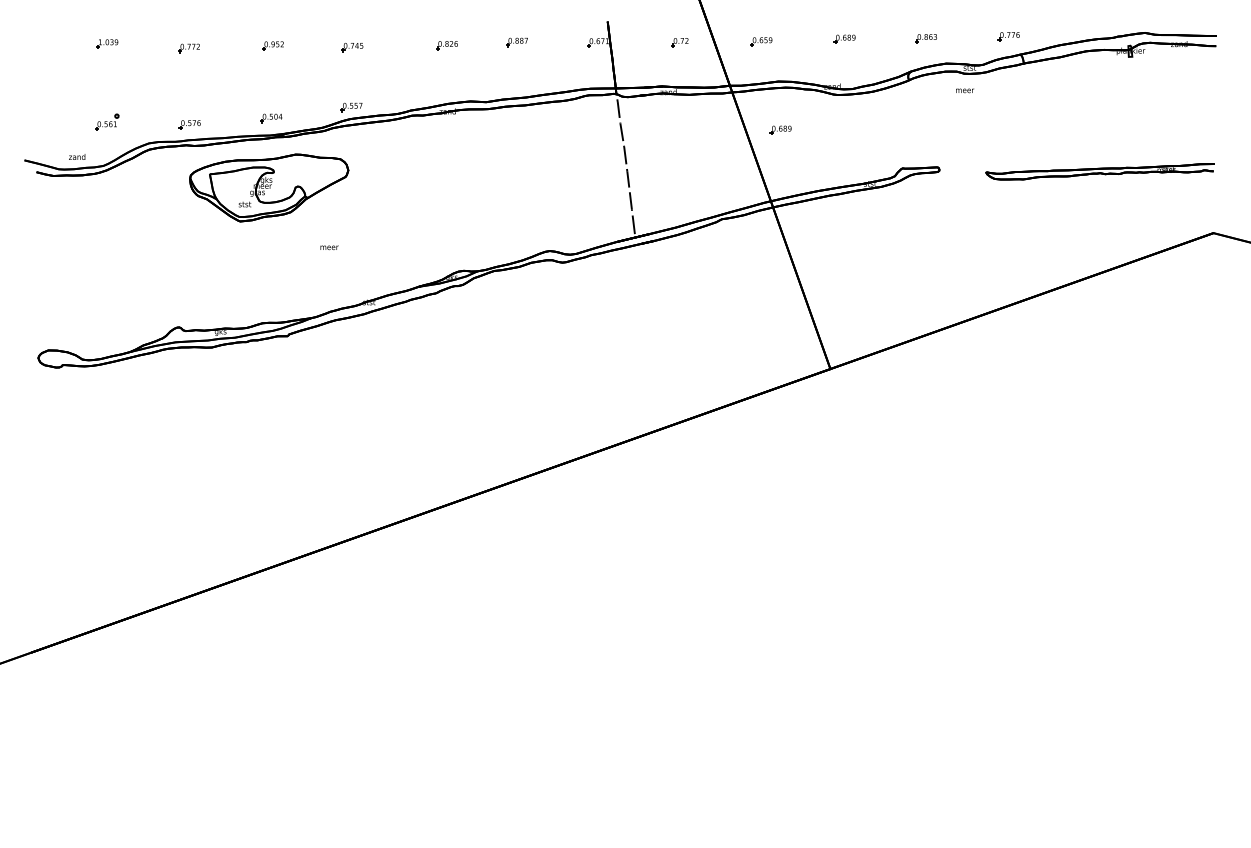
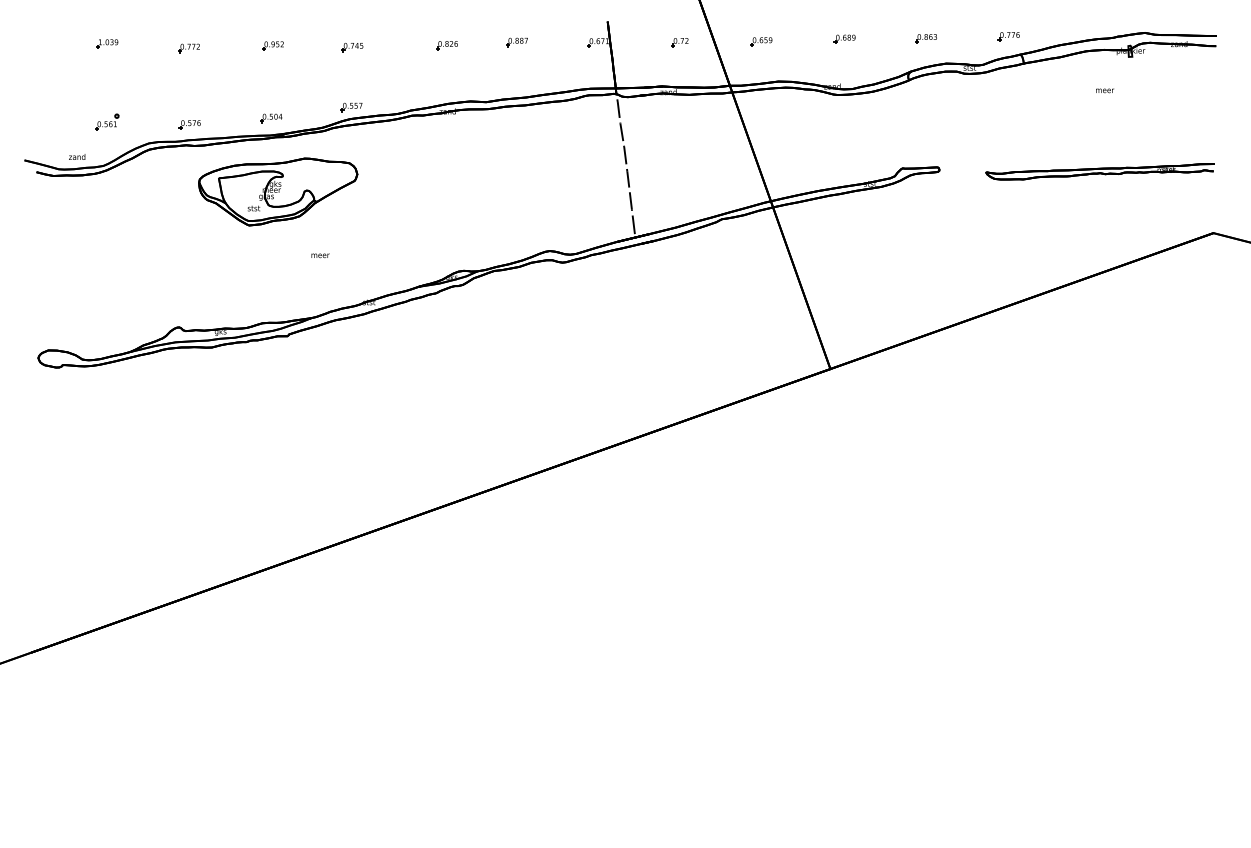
text position: (965, 90) -> (1105, 90) (1105, 90)
part: present -> none (780, 129)
part position: (269, 187) -> (278, 191) (278, 191)
text position: (329, 247) -> (320, 255) (320, 255)
